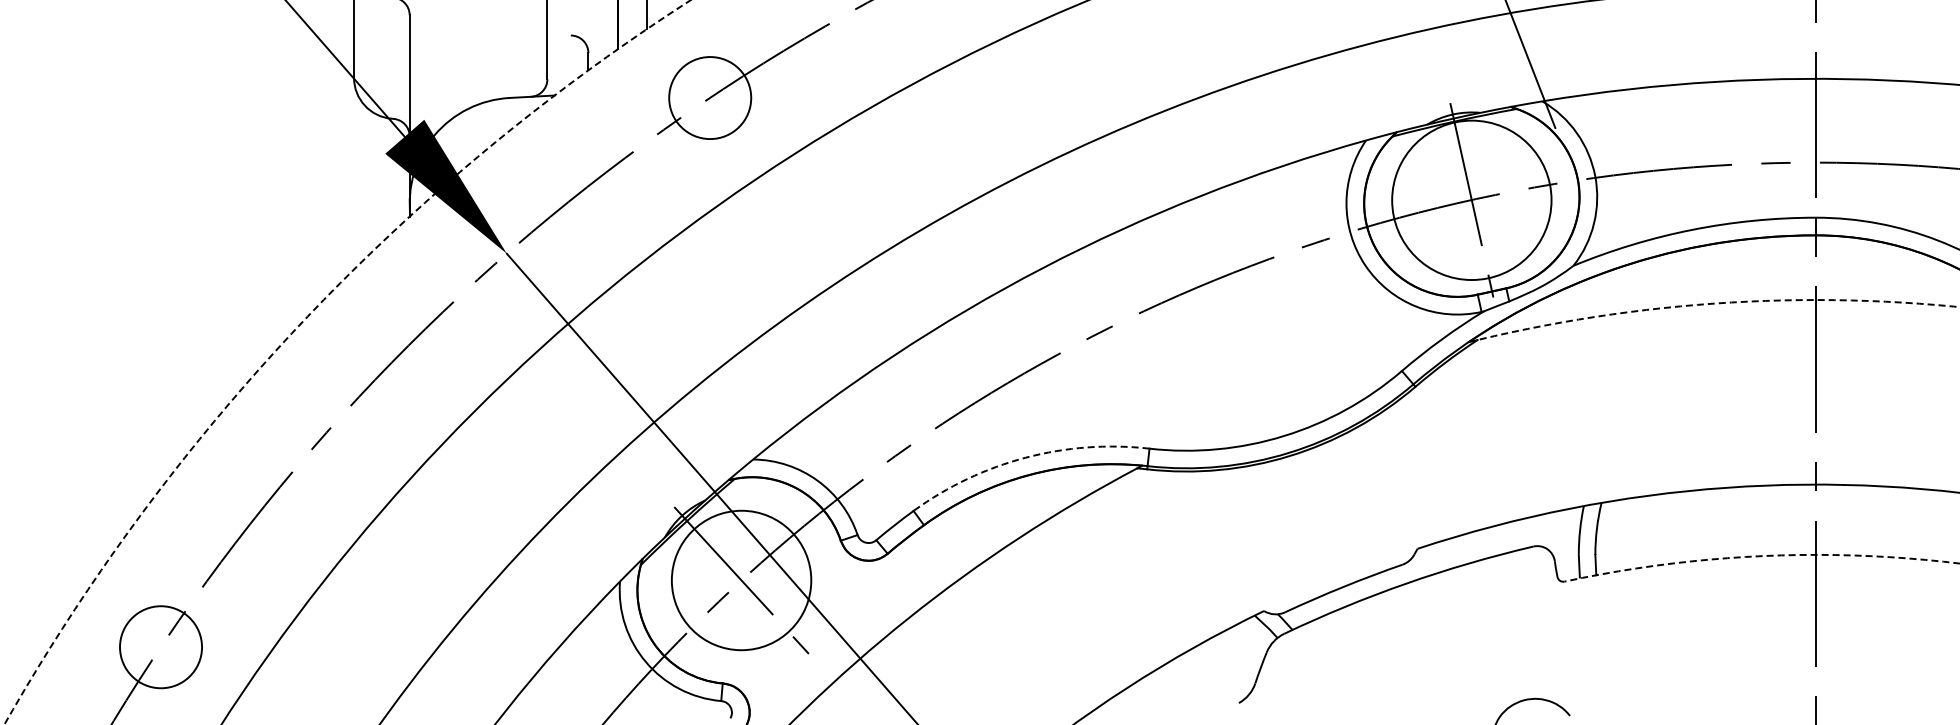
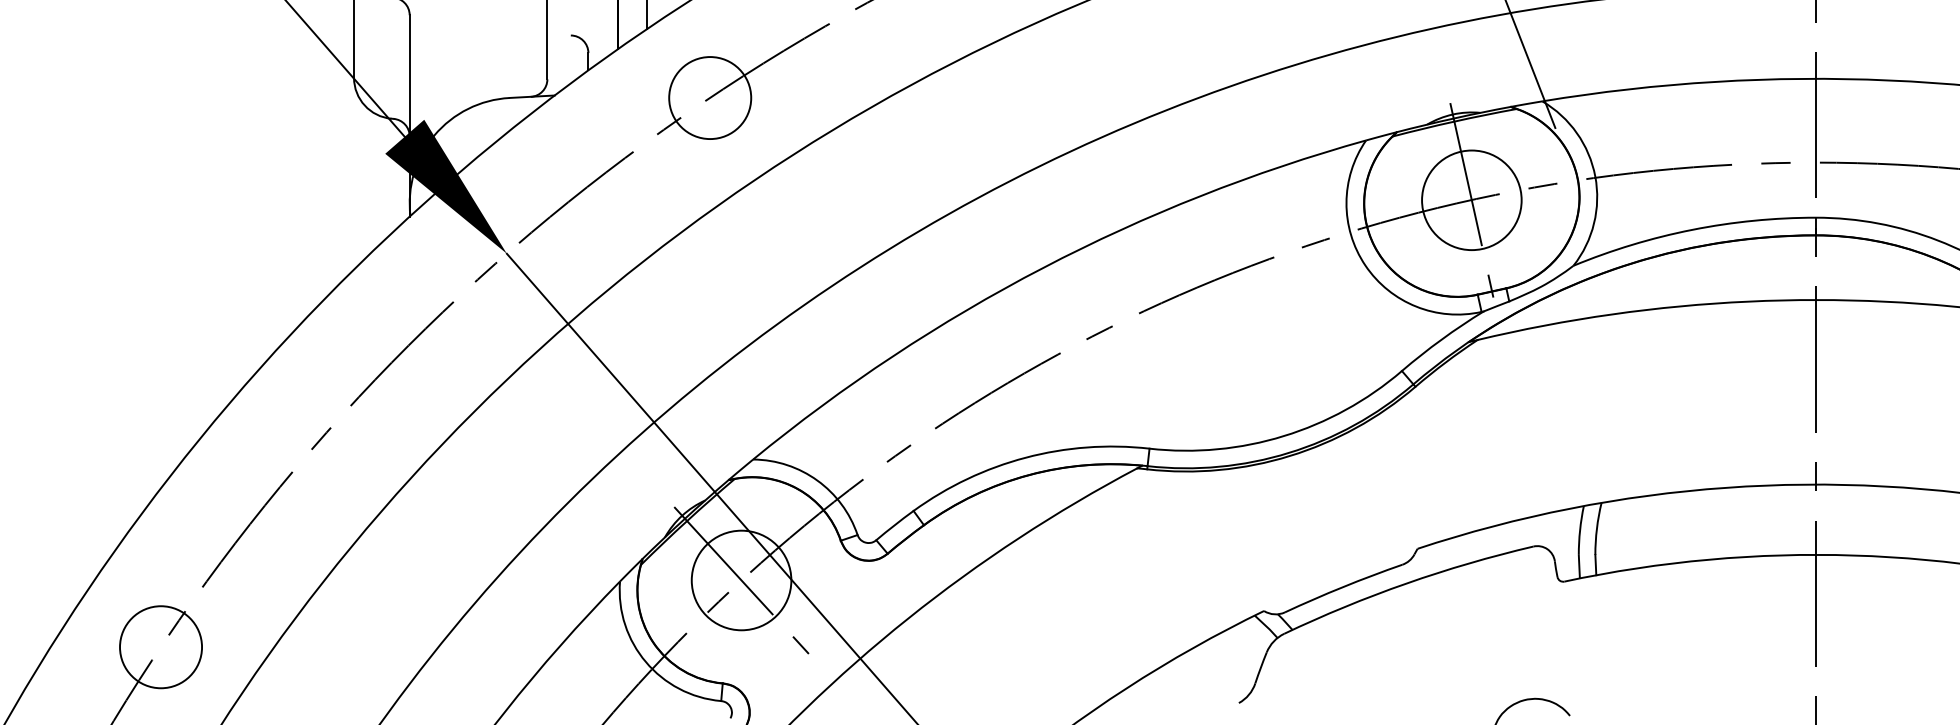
circle diameter: 159 px -> 100 px (1471, 200)
arc: dashed -> solid (1717, 303)
arc: dashed -> solid (303, 321)
arc: dashed -> solid (1025, 457)
arc: dashed -> solid (1761, 556)
circle diameter: 139 px -> 100 px (741, 580)
